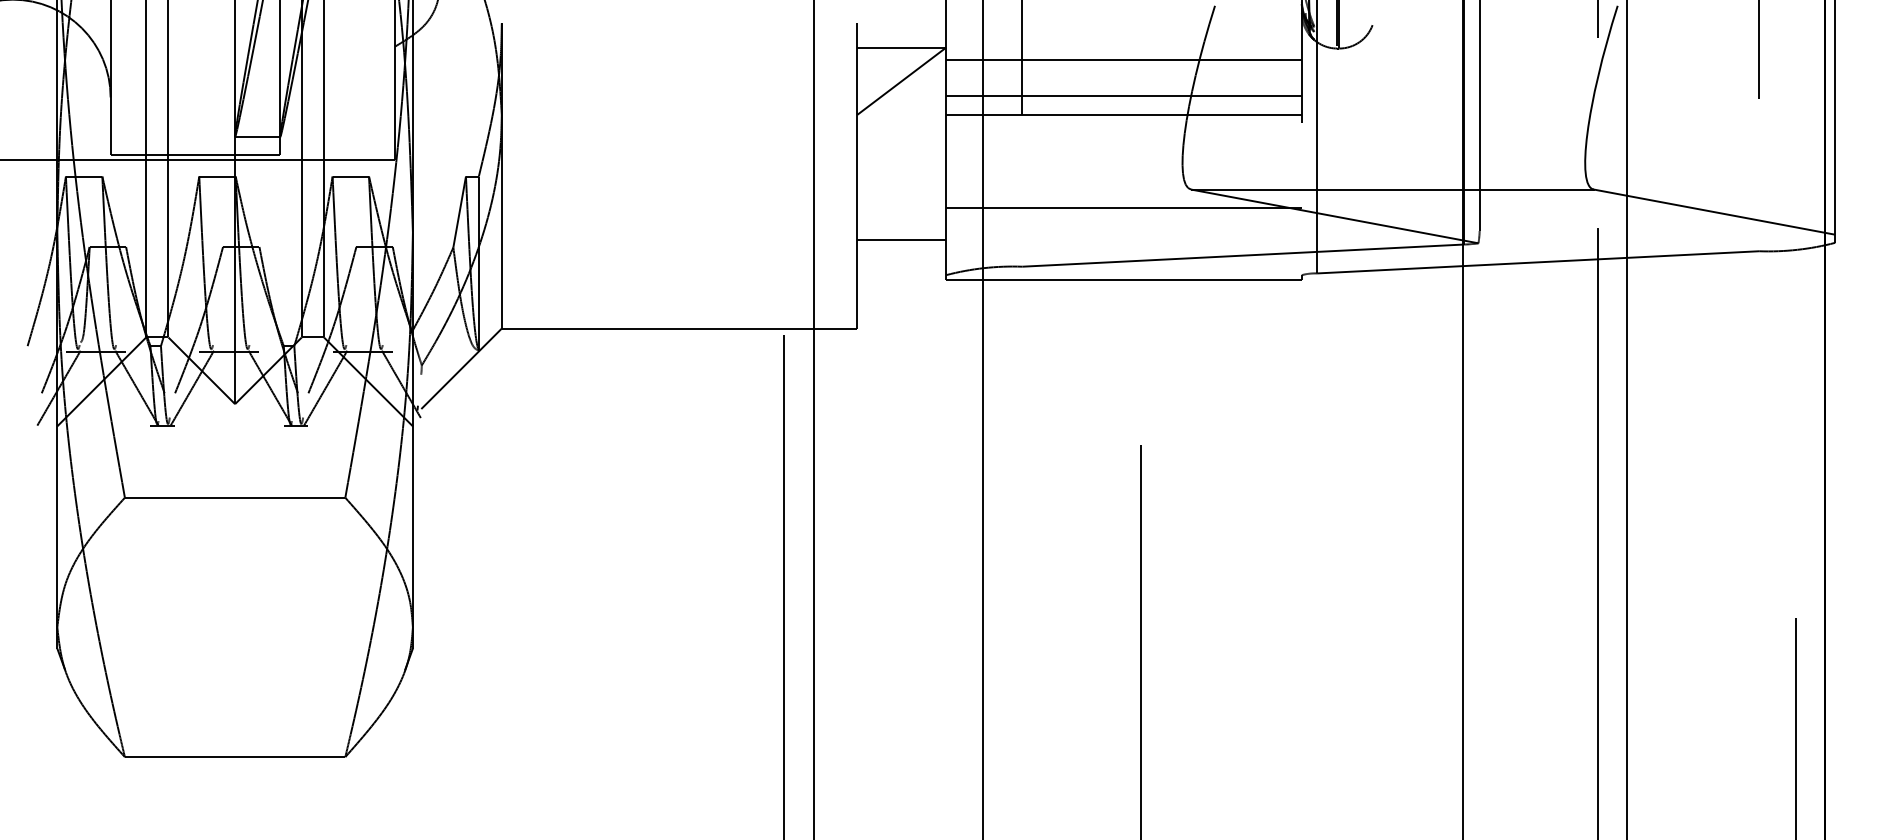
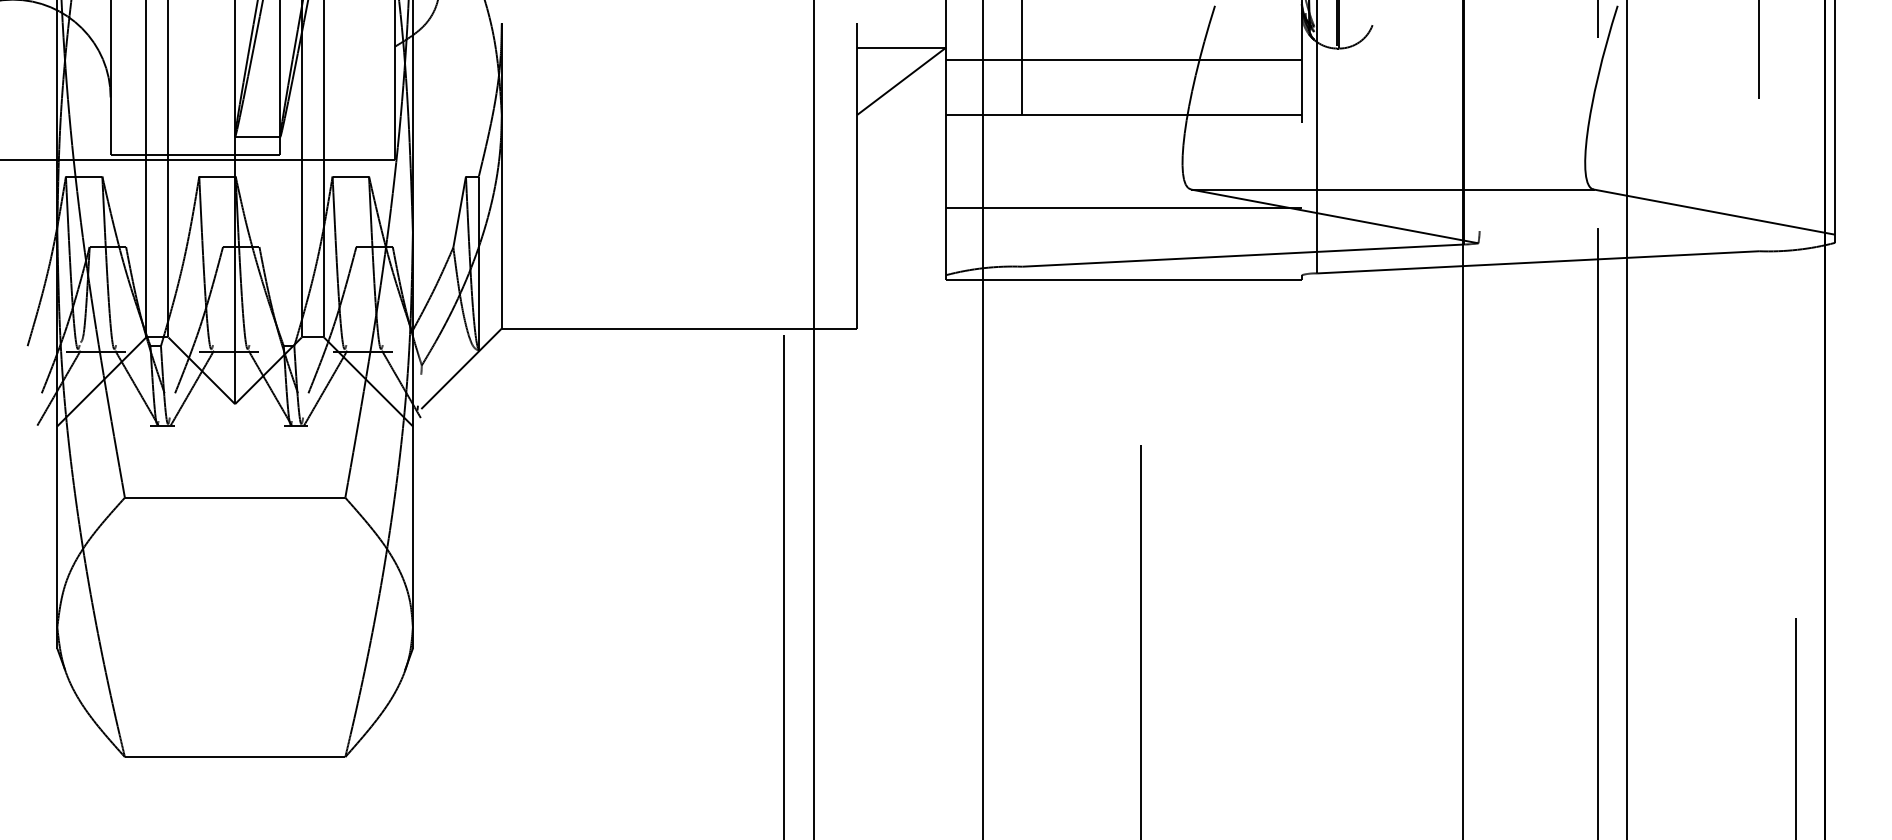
line: present -> none (1123, 95)
line: present -> none (1479, 116)
line: present -> none (901, 239)
